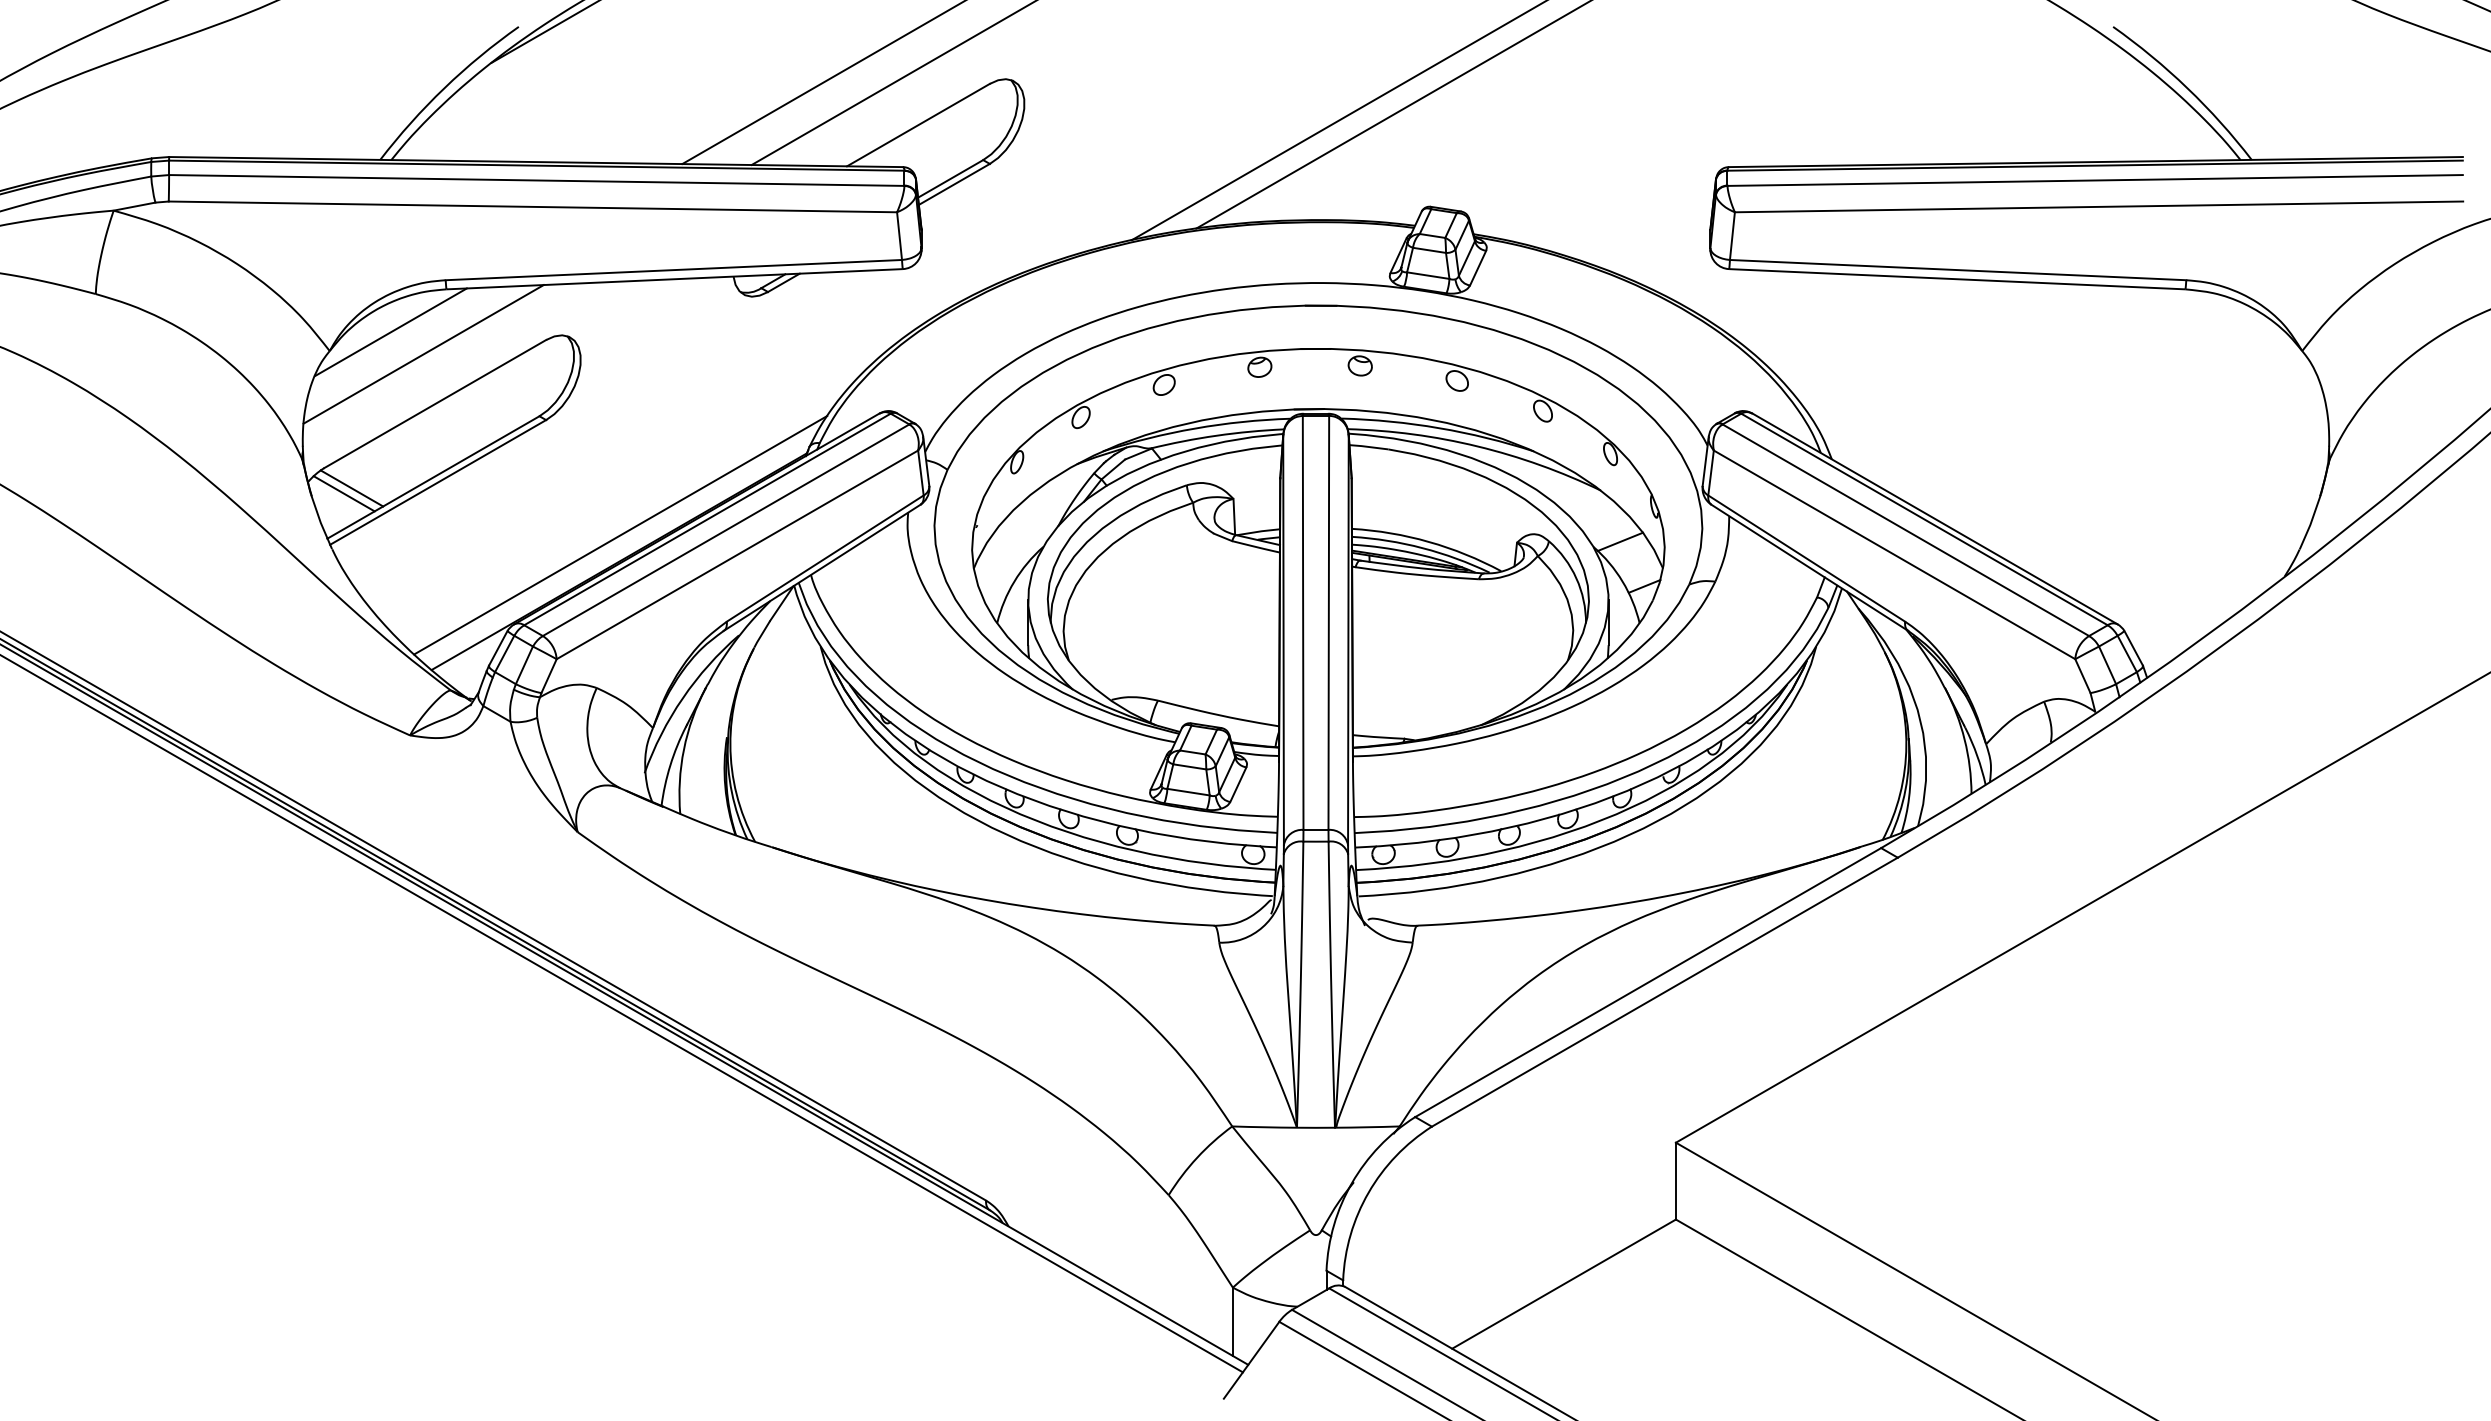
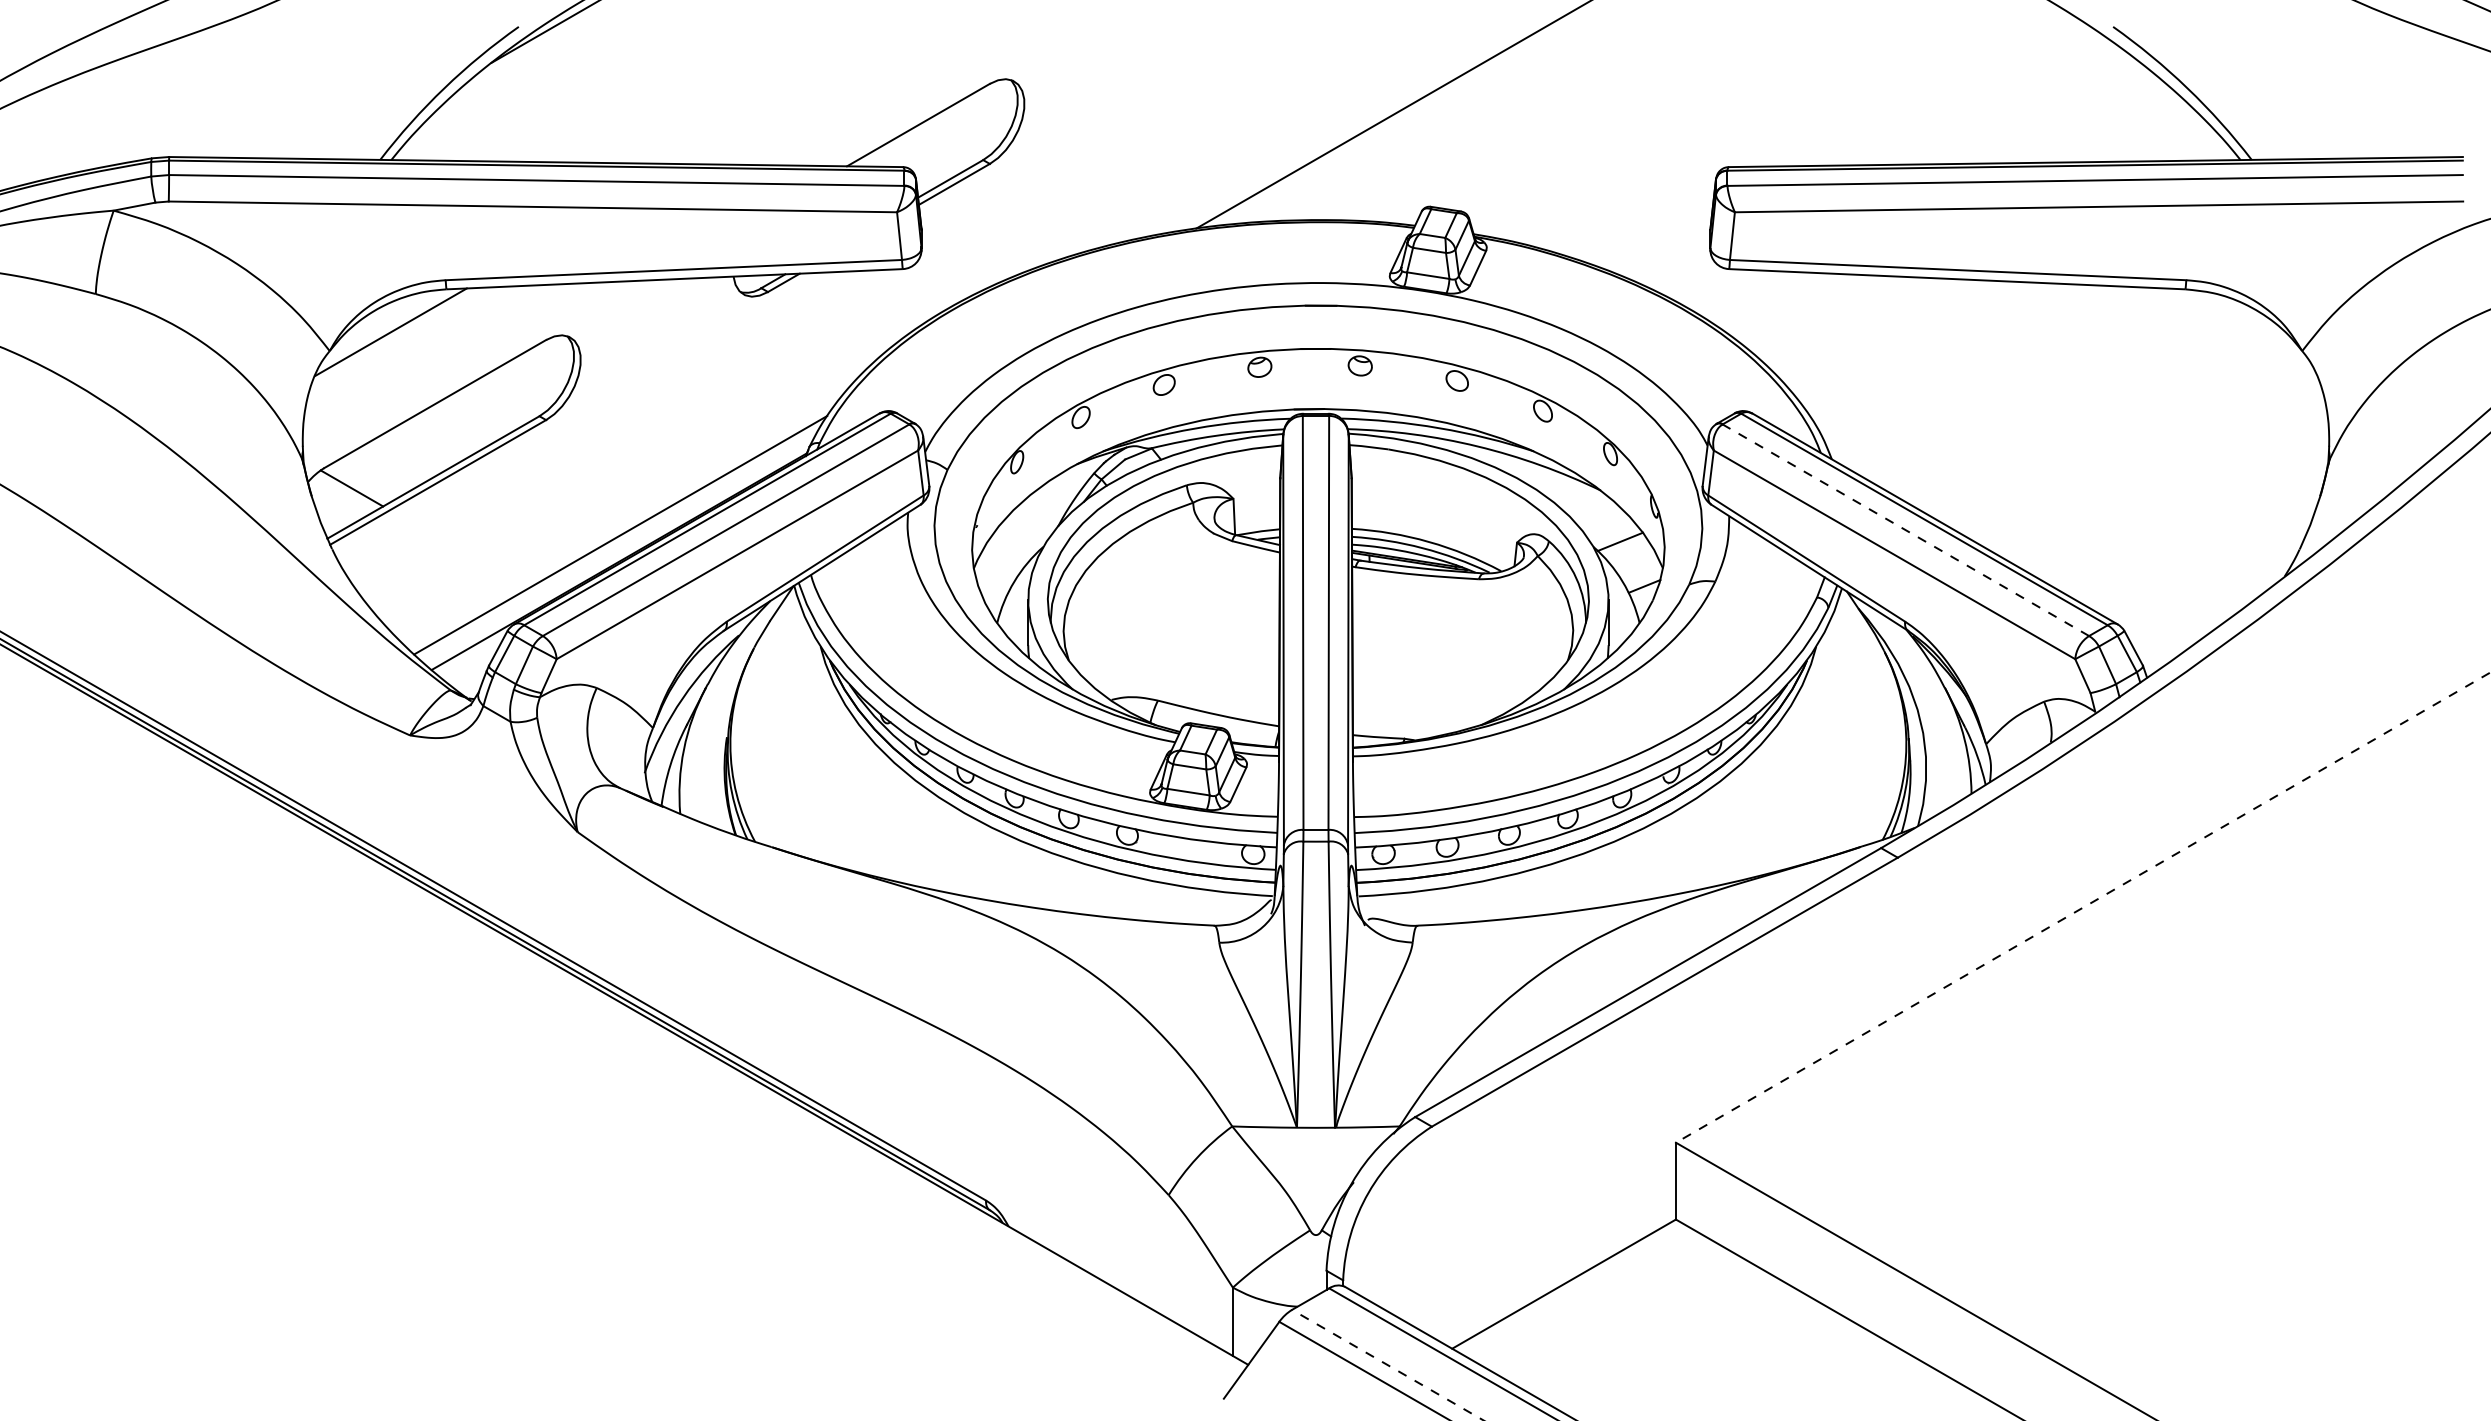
line: present -> none (822, 83)
line: present -> none (892, 83)
line: present -> none (1337, 121)
line: present -> none (423, 354)
line: present -> none (343, 493)
line: solid -> dashed (1905, 530)
line: solid -> dashed (2082, 907)
line: present -> none (622, 1014)
line: solid -> dashed (1388, 1365)
